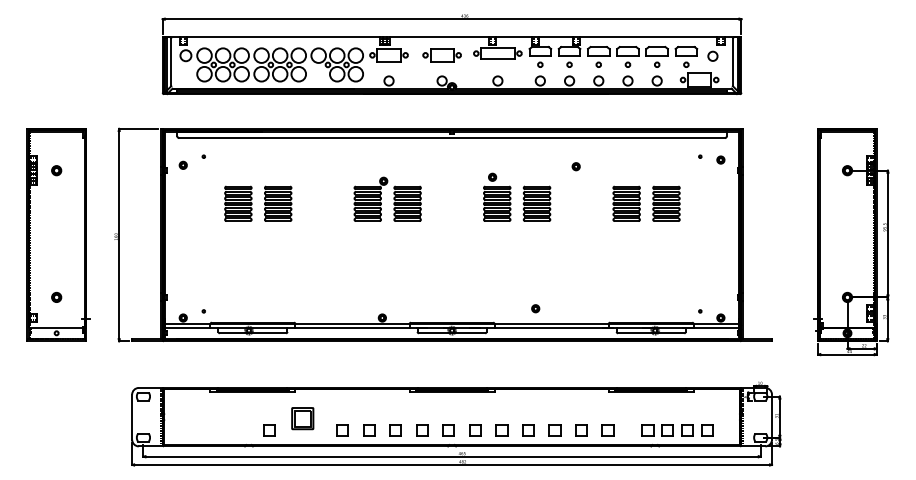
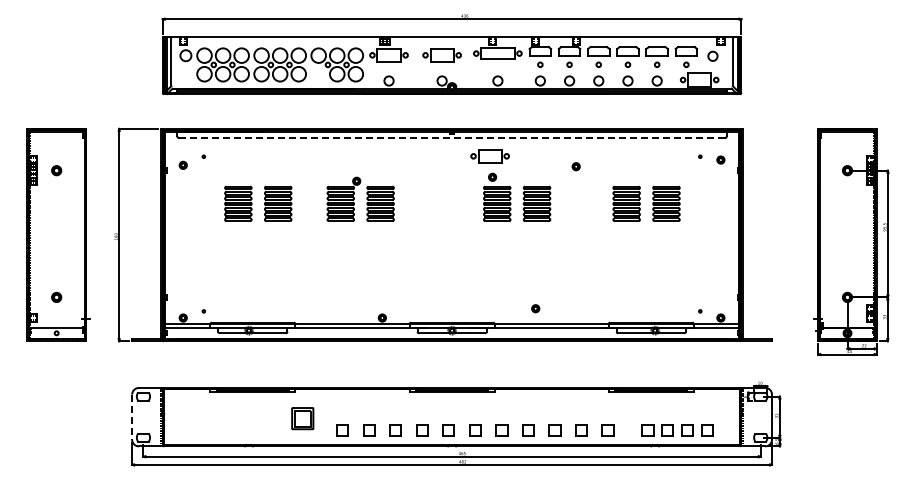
line: solid -> dashed (452, 138)
part: none -> present (489, 156)
part position: (387, 198) -> (360, 198) (360, 198)
line: solid -> dashed (132, 417)
part: present -> none (269, 430)
